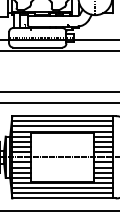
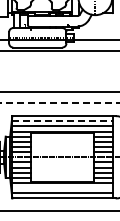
line: solid -> dashed (60, 103)
line: solid -> dashed (62, 121)
line: present -> none (62, 188)
